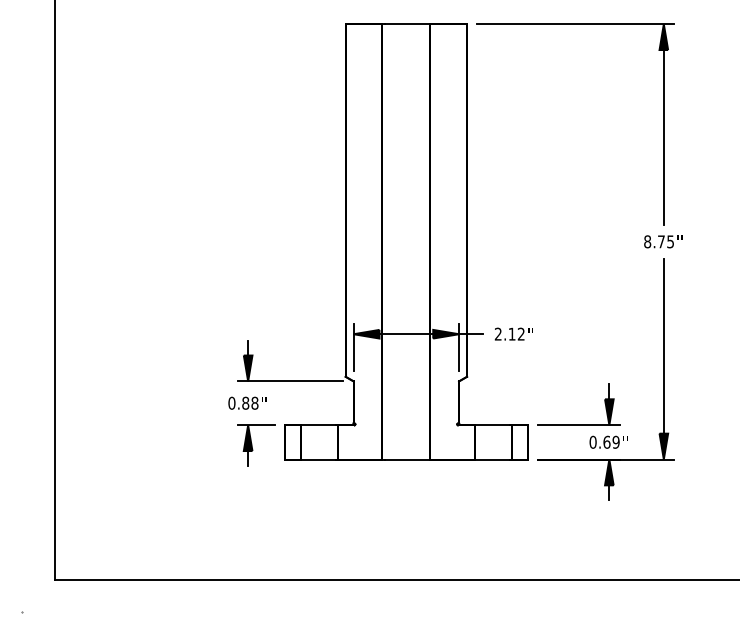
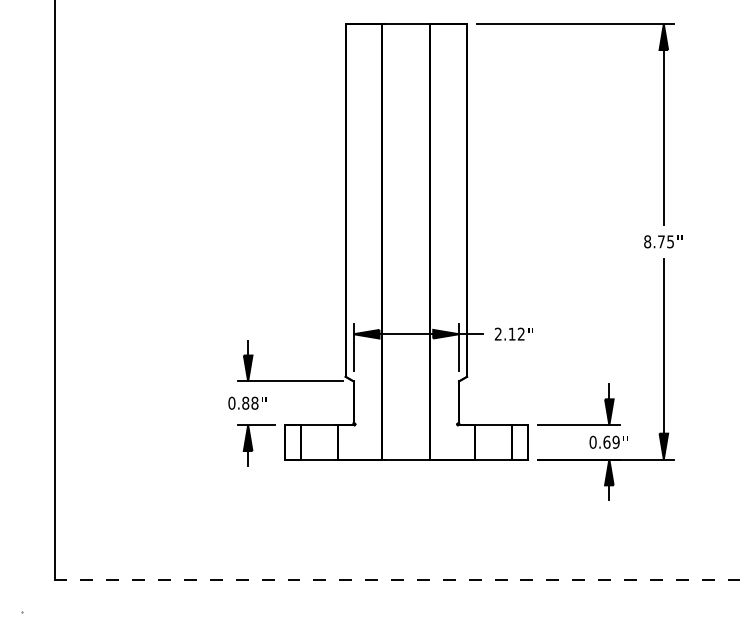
line: solid -> dashed (397, 579)
